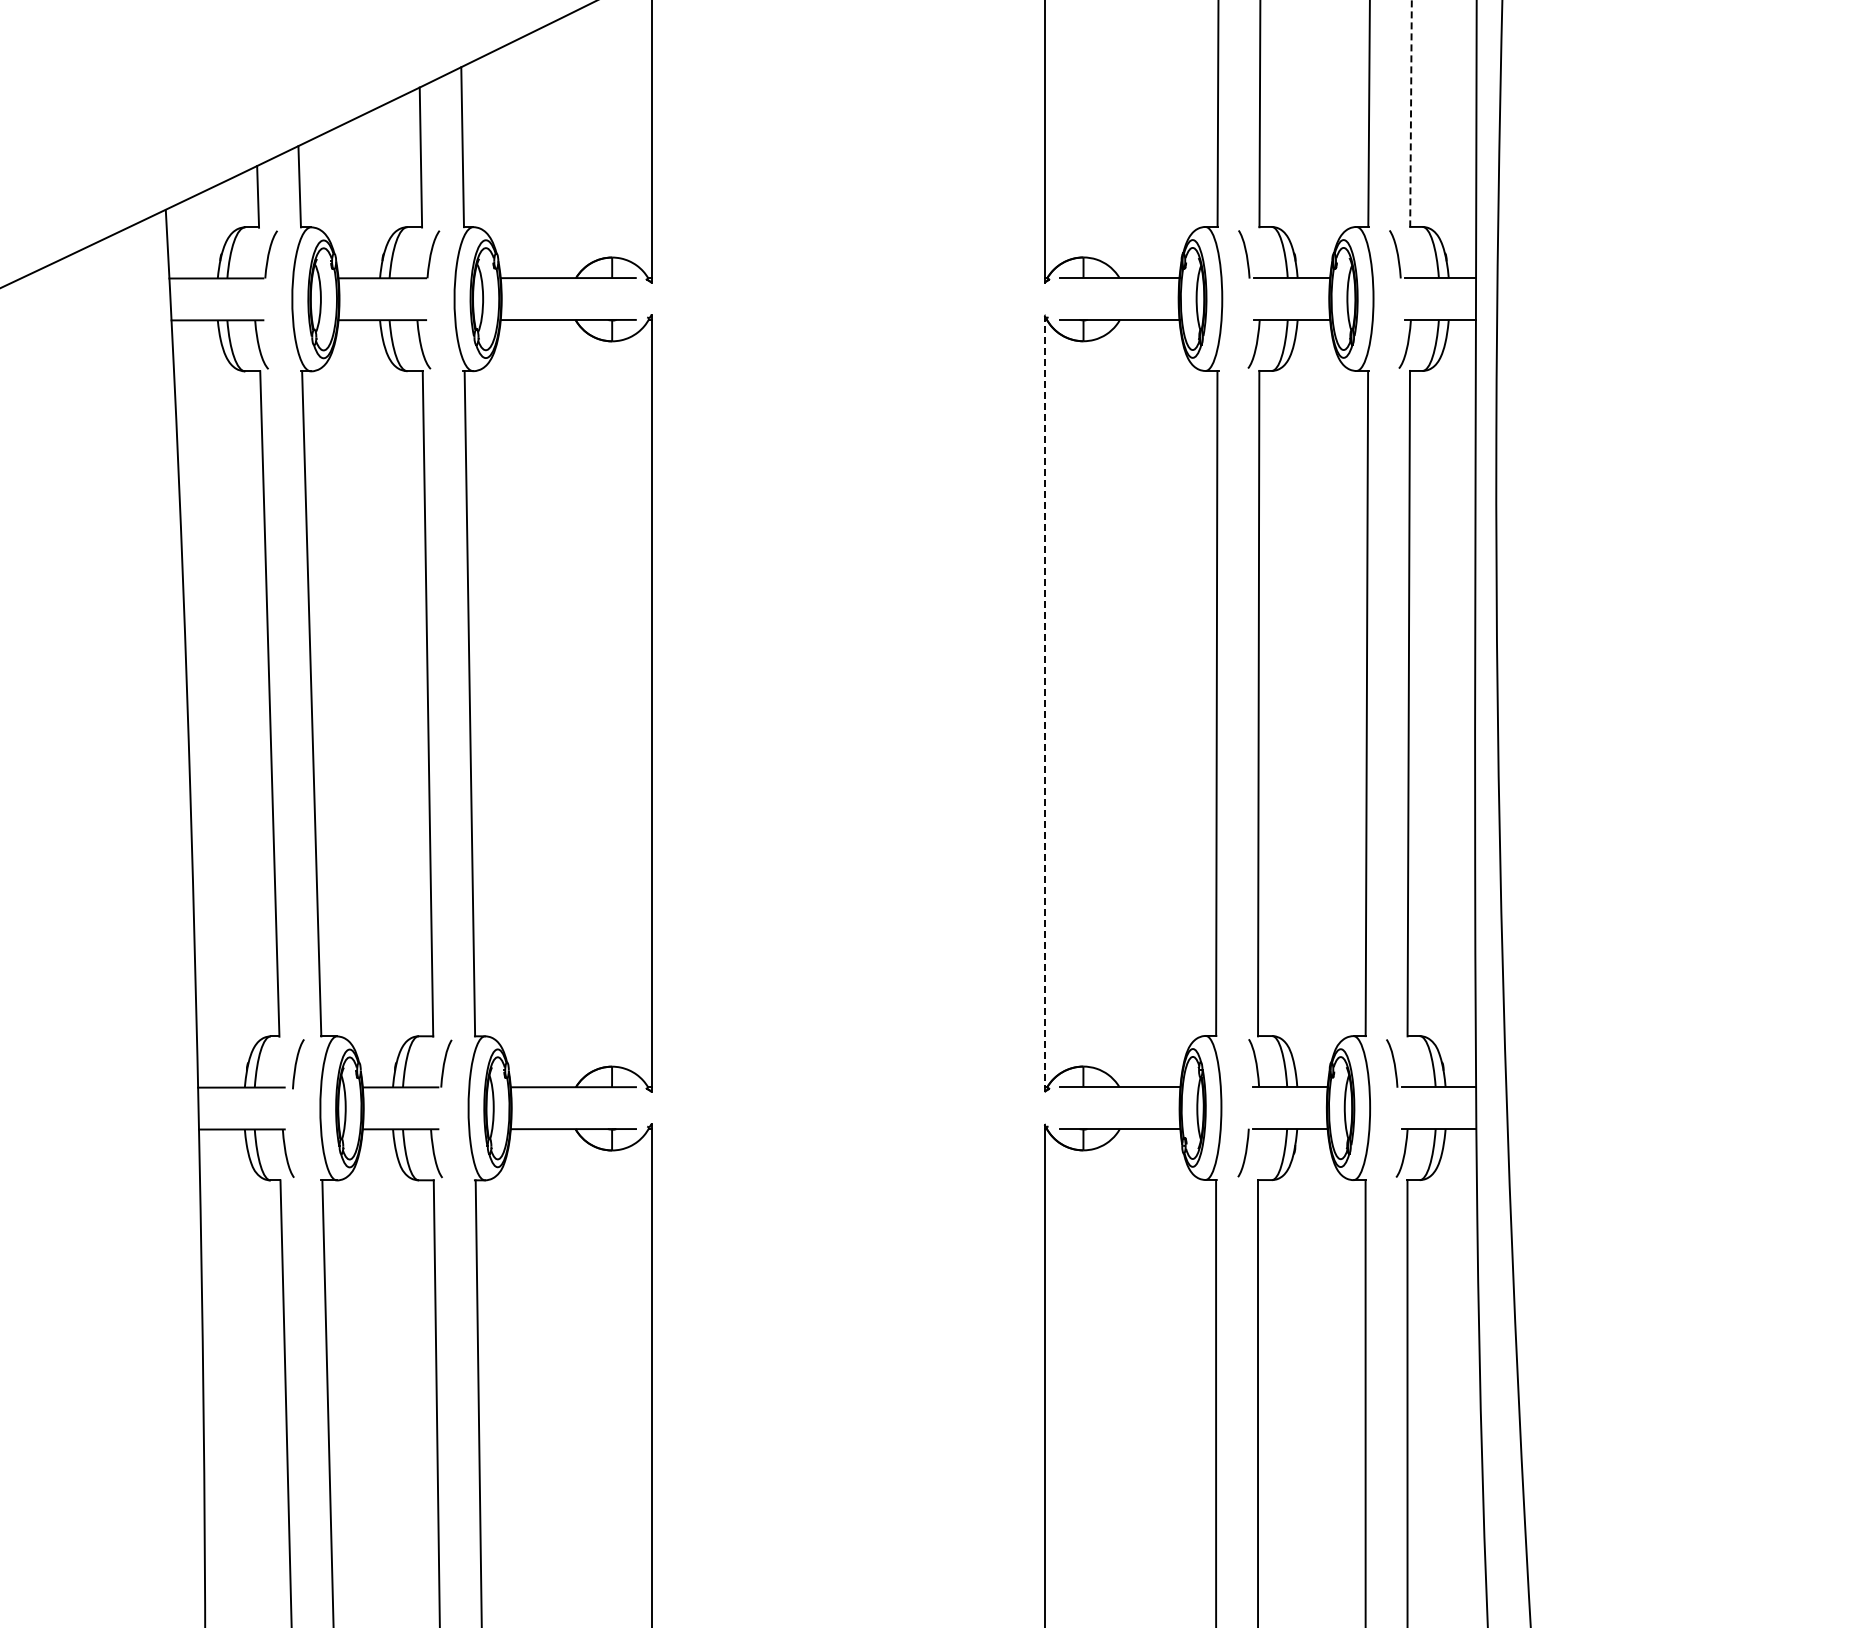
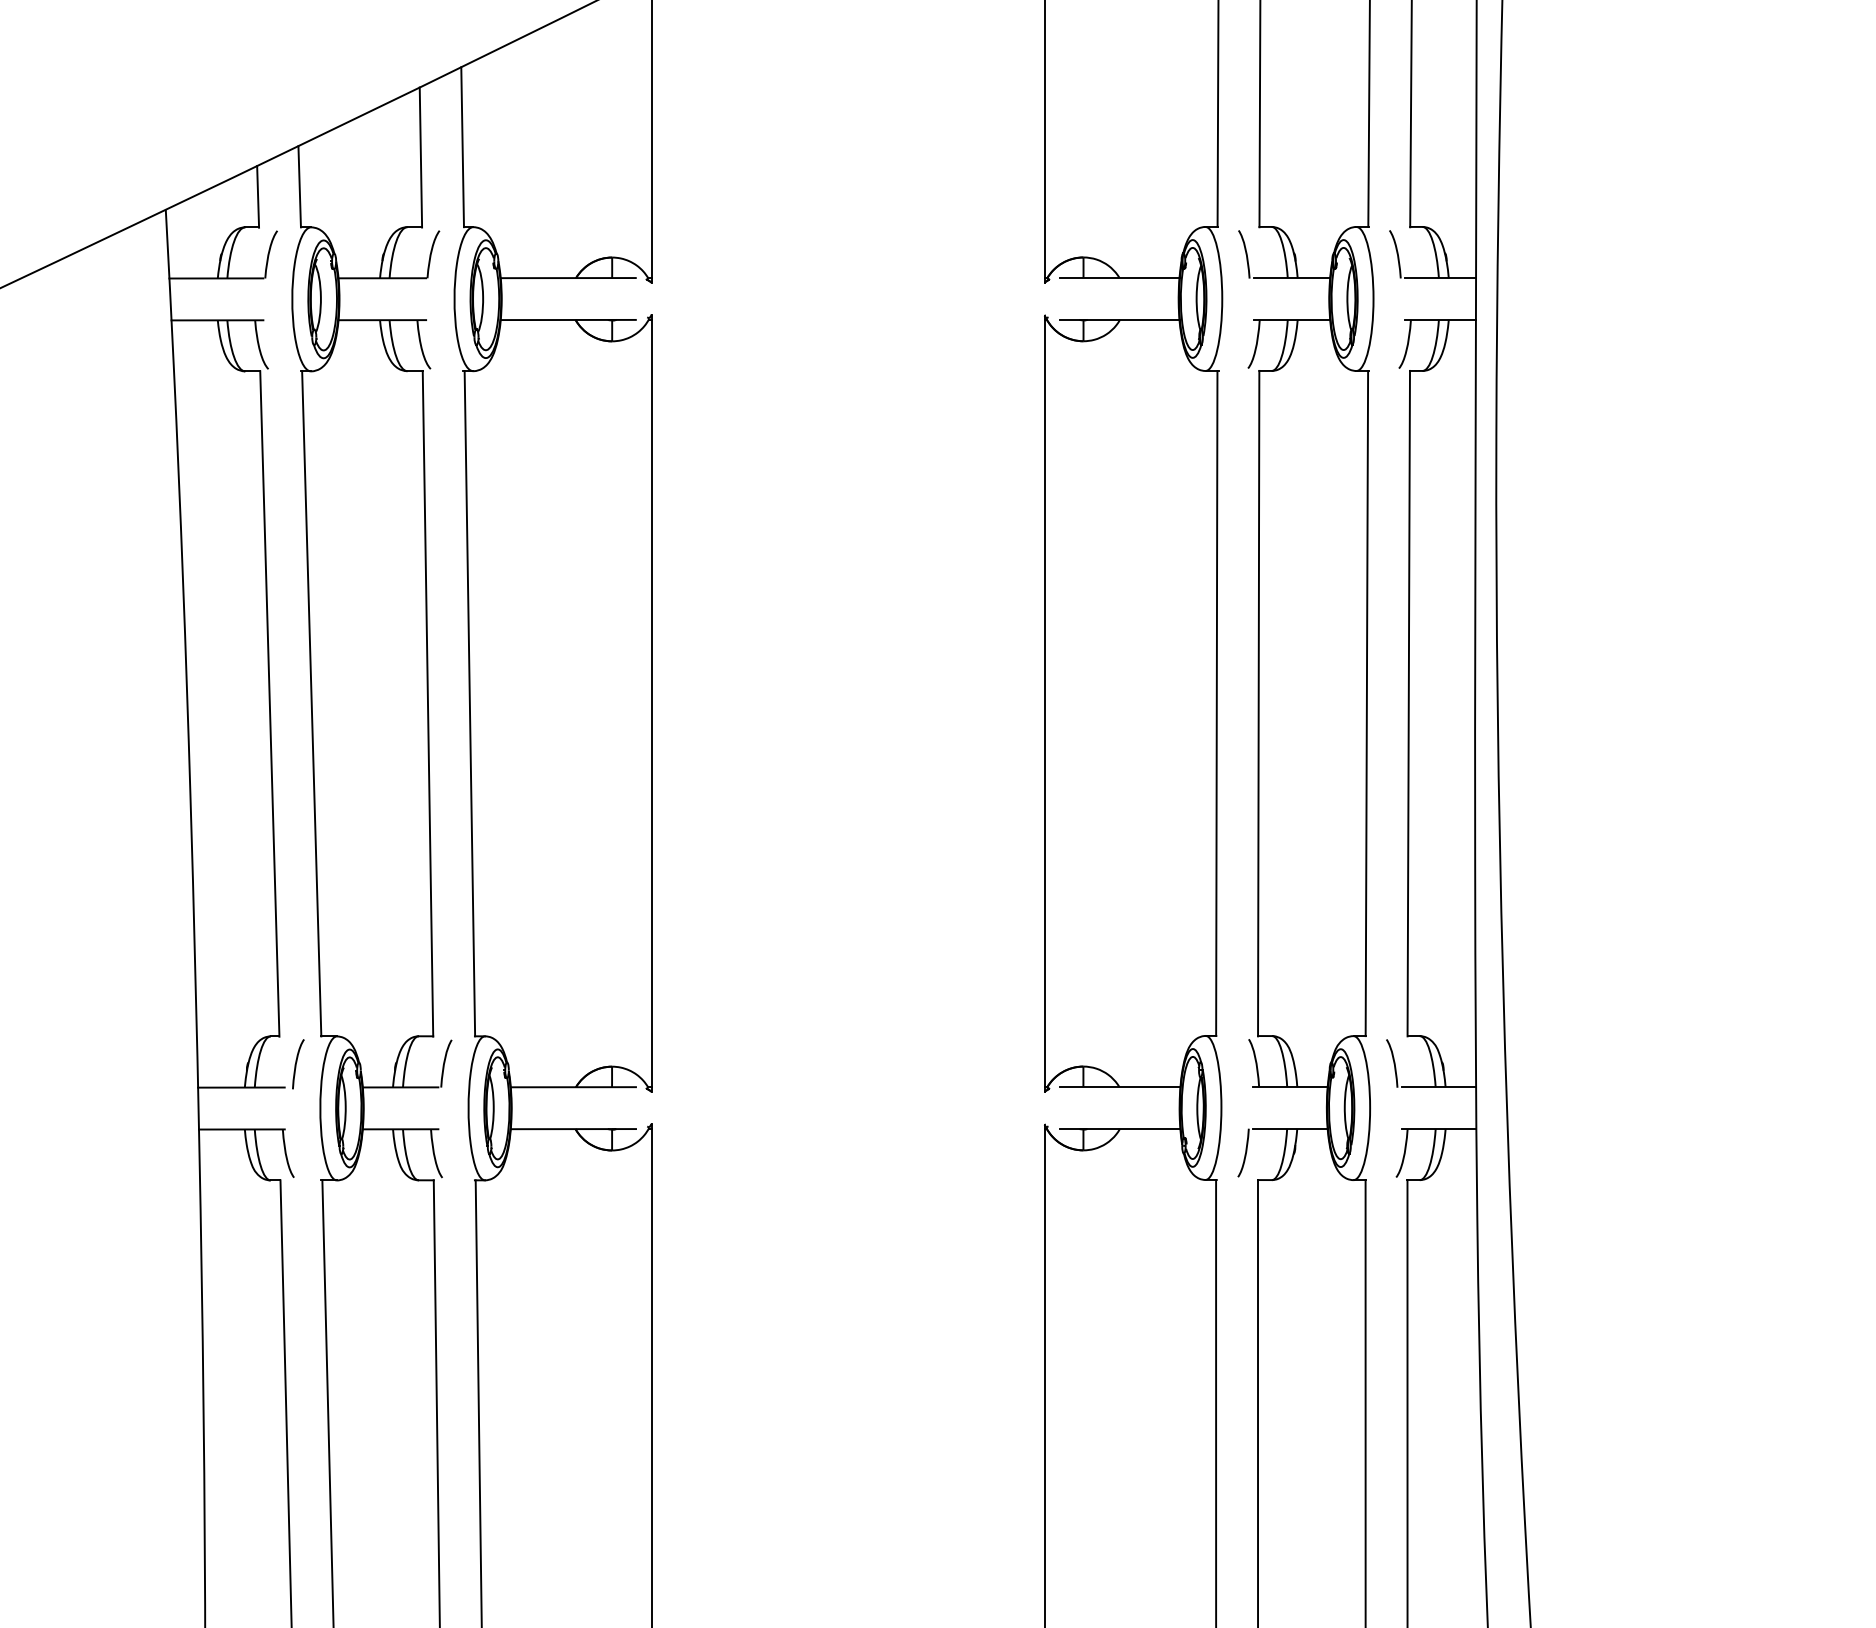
line: dashed -> solid (1411, 114)
line: dashed -> solid (1044, 703)
